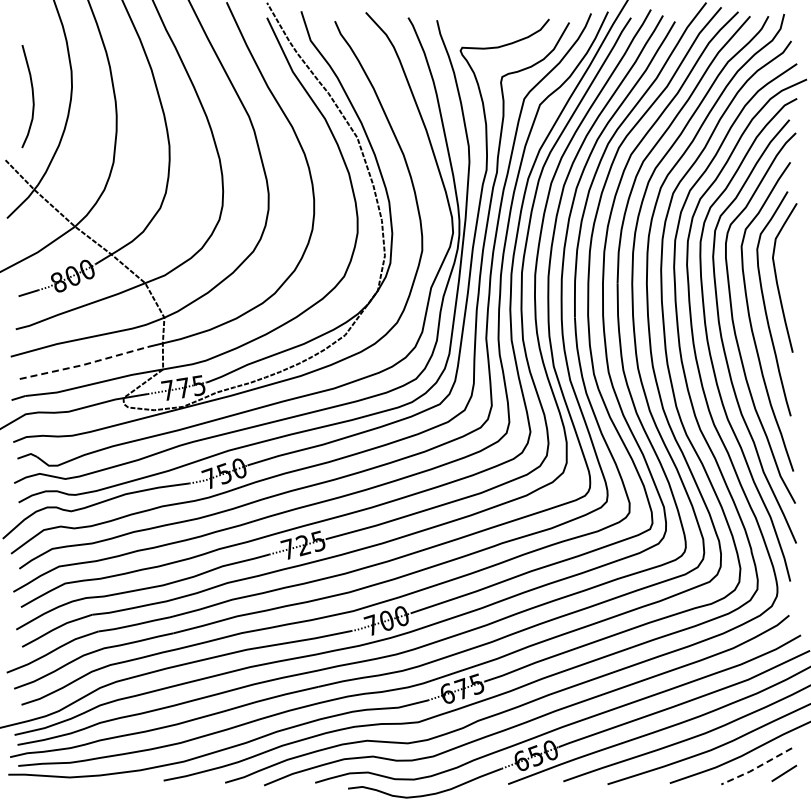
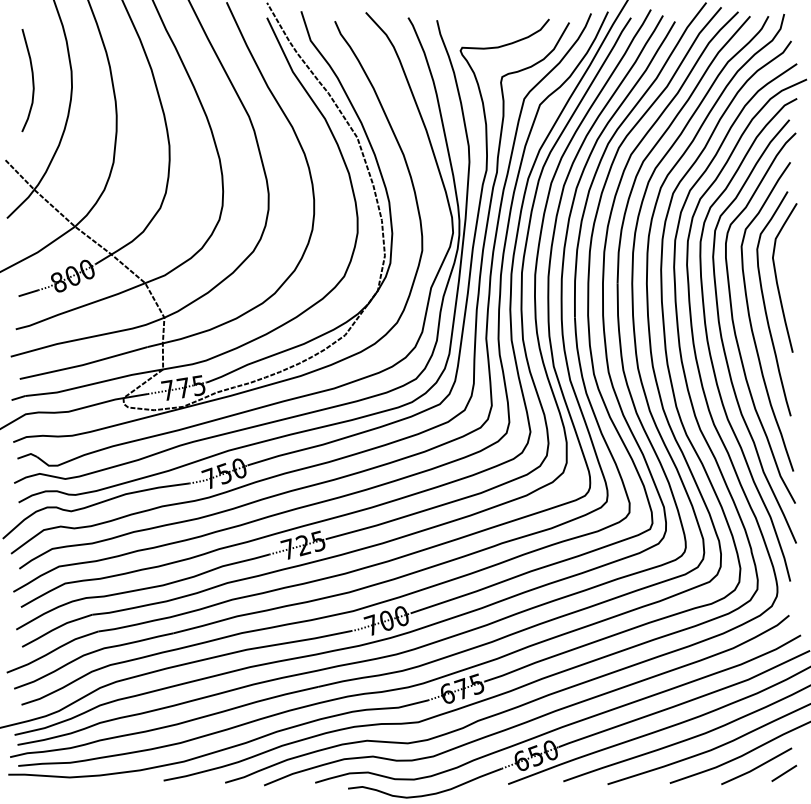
curve position: (32, 96) -> (32, 80) (32, 80)
line: dashed -> solid (83, 364)
line: dashed -> solid (756, 767)
